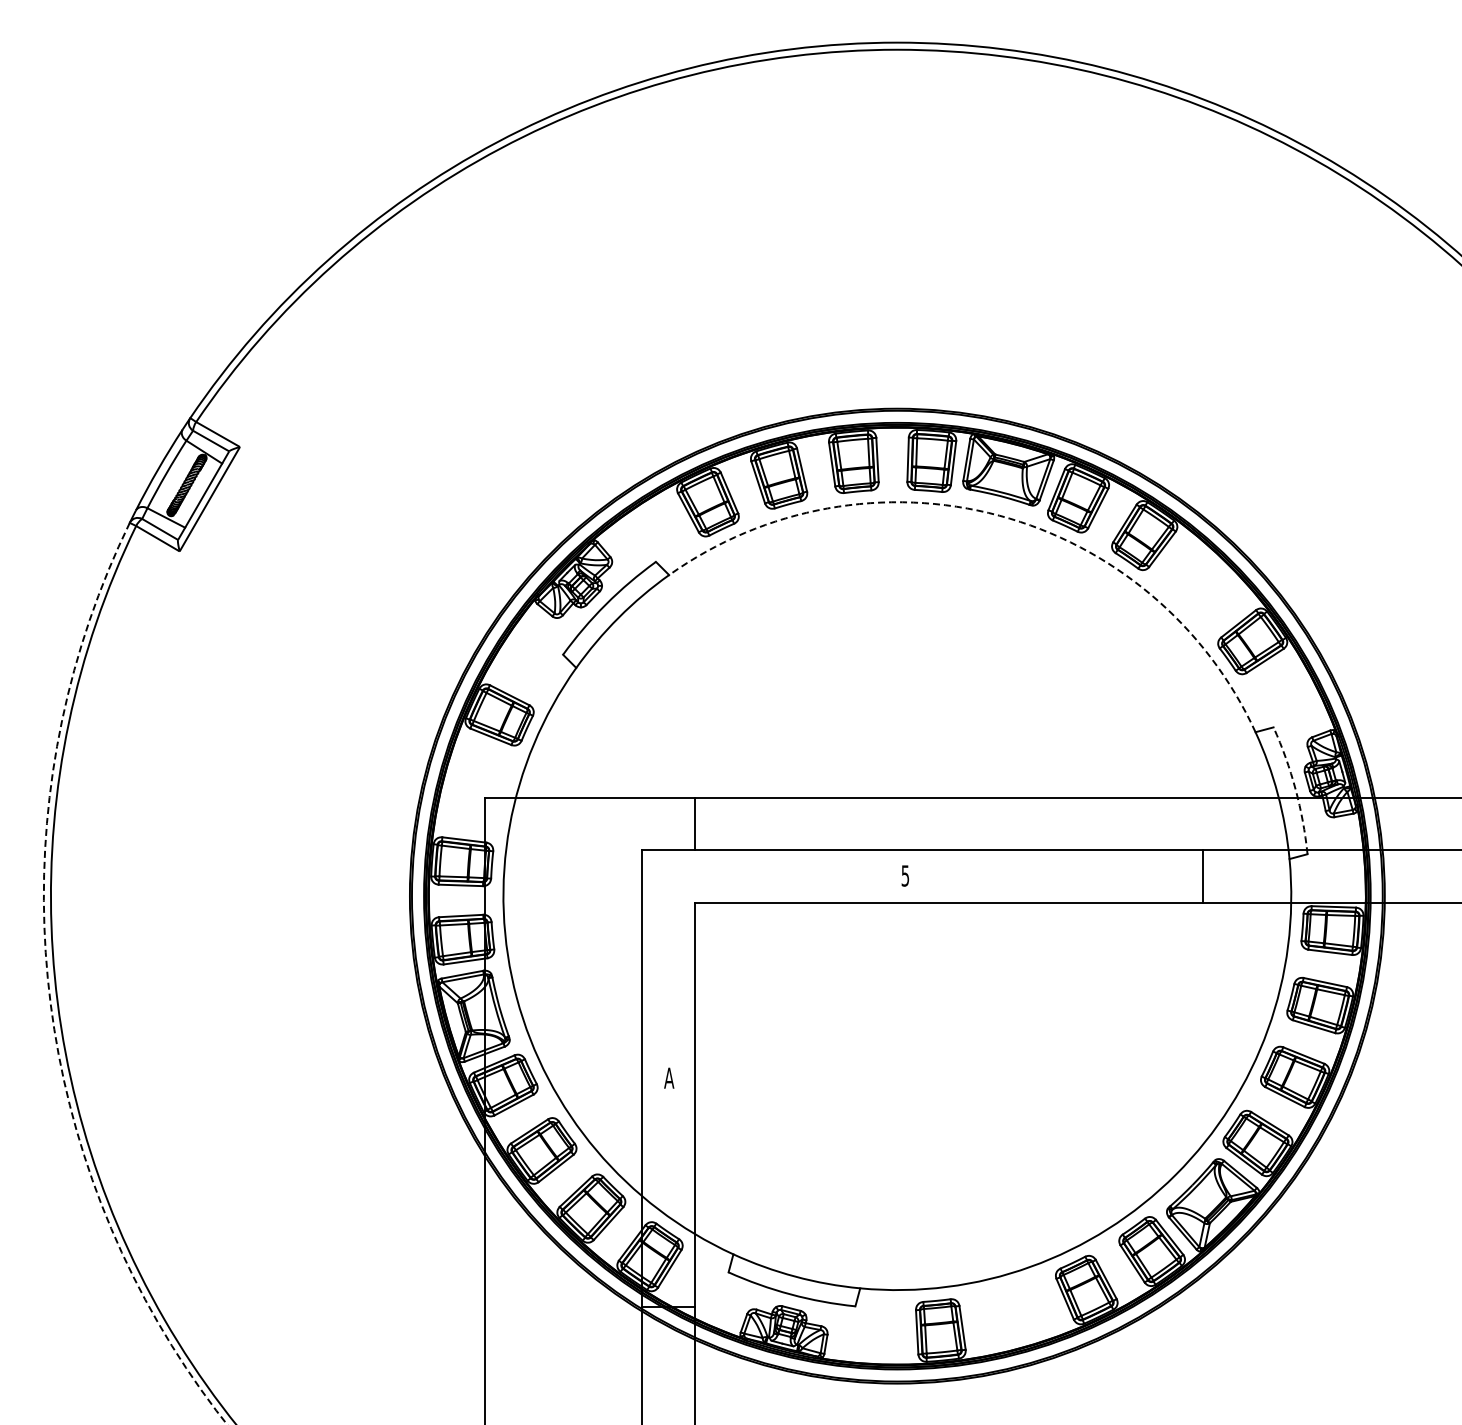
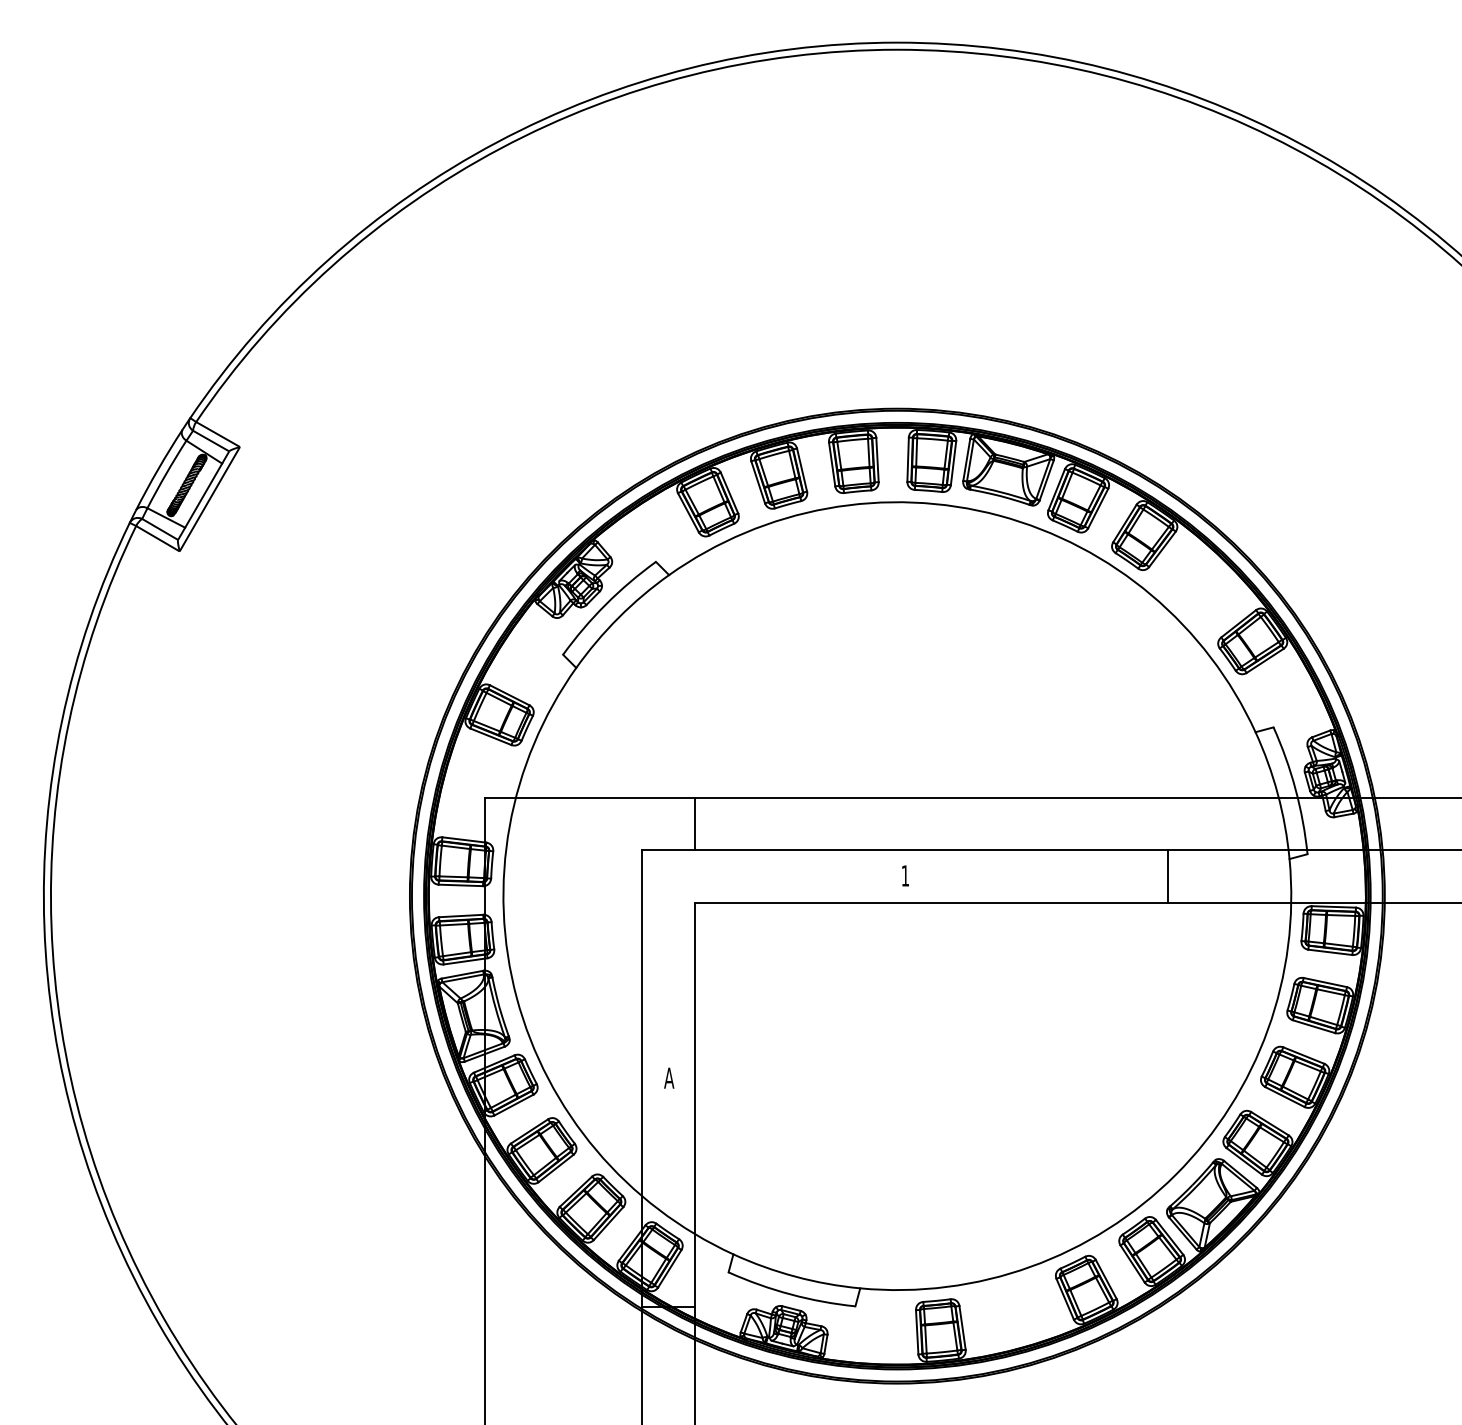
arc: dashed -> solid (999, 515)
arc: dashed -> solid (1295, 789)
text: 5 -> 1 (905, 875)
line position: (1202, 876) -> (1167, 876) (1167, 876)
arc: dashed -> solid (48, 988)
